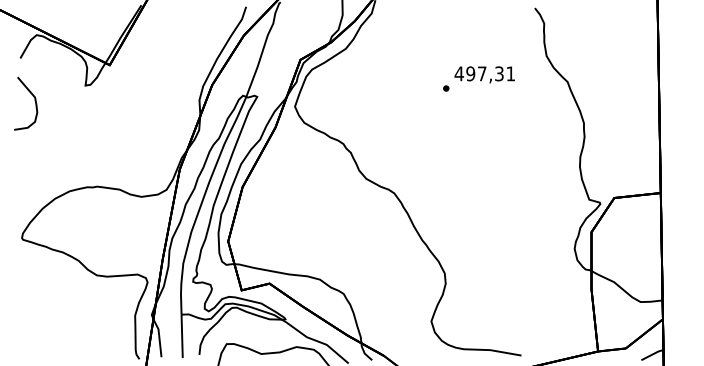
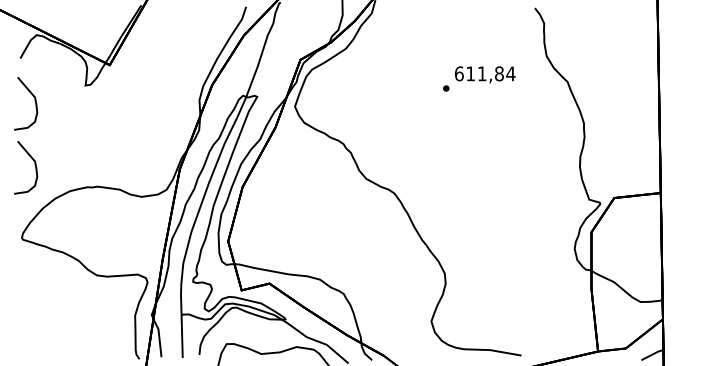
text: 497,31 -> 611,84 (484, 73)
curve: none -> present (34, 165)
